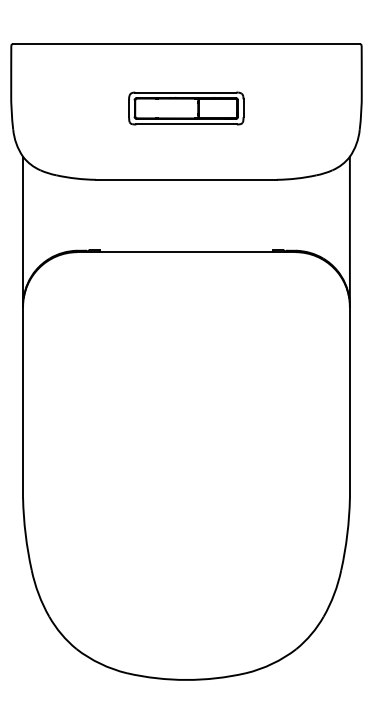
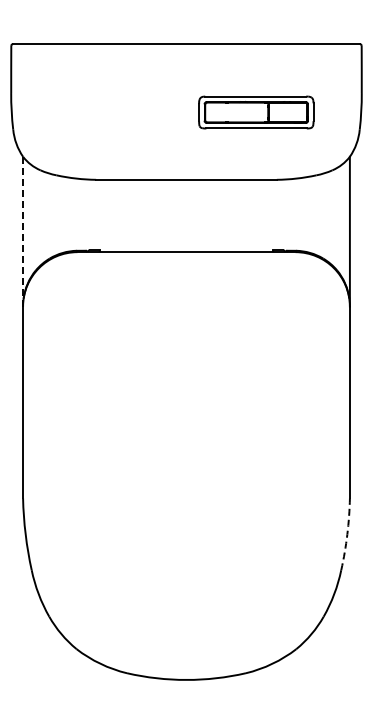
part position: (186, 108) -> (256, 112) (256, 112)
line: solid -> dashed (23, 231)
arc: solid -> dashed (347, 534)
